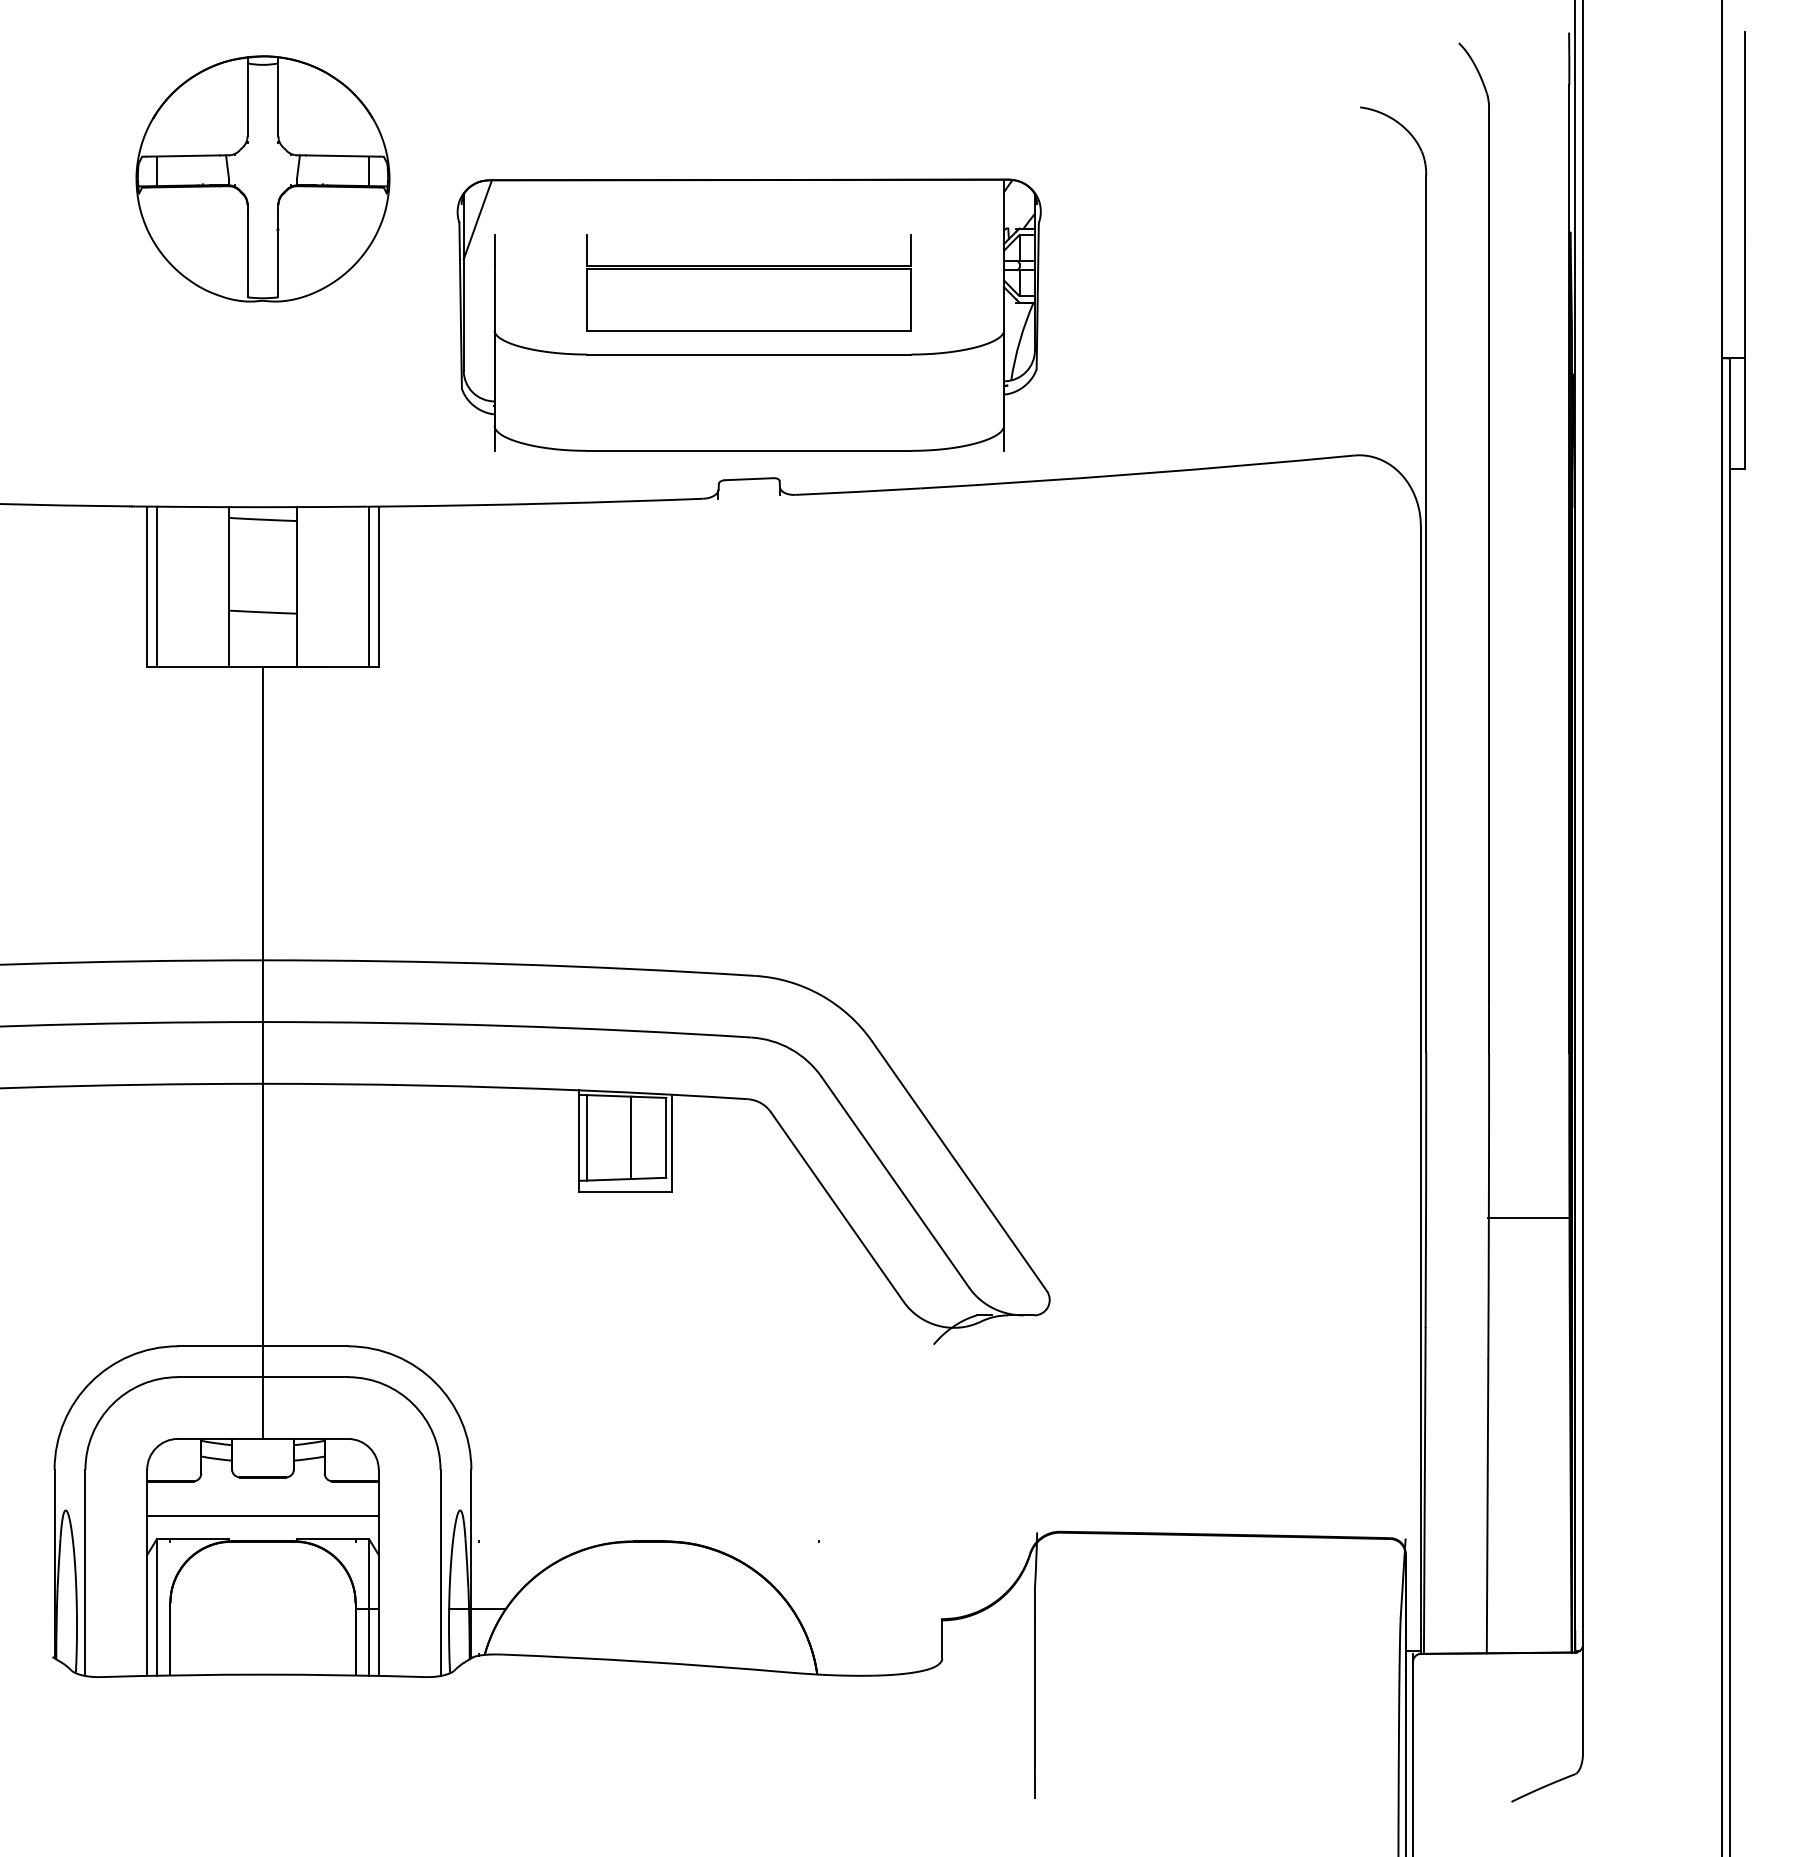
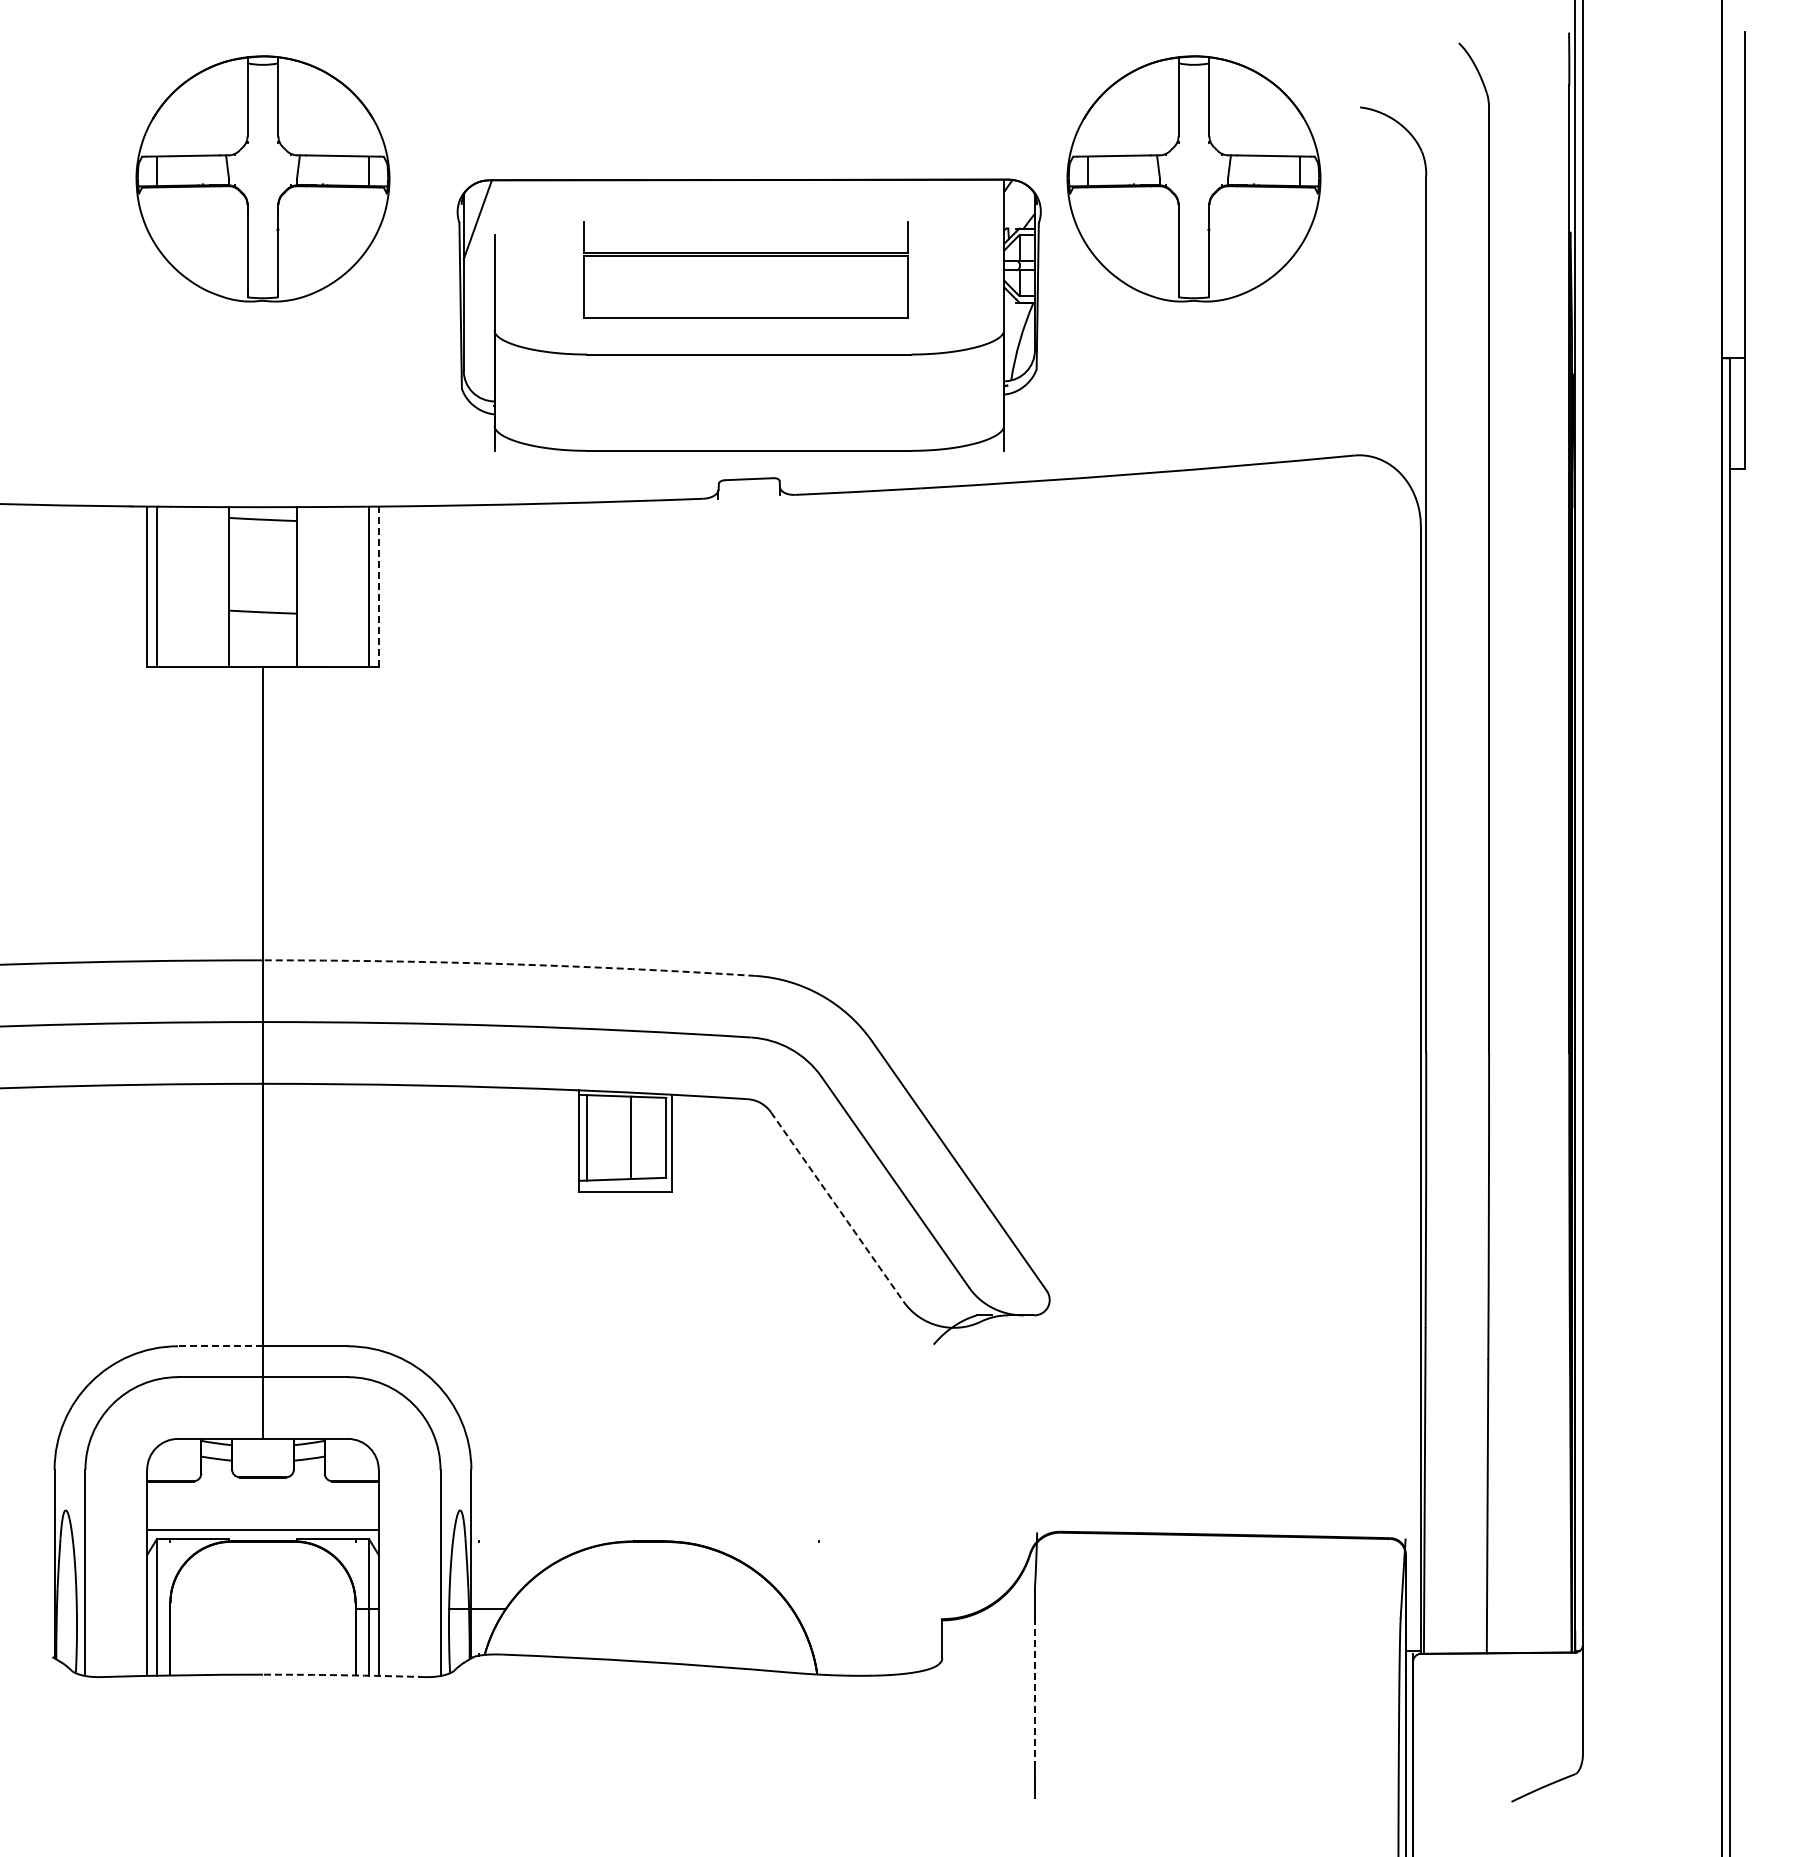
part: none -> present (1193, 178)
part position: (748, 282) -> (745, 269) (745, 269)
line: solid -> dashed (378, 587)
arc: solid -> dashed (509, 964)
line: solid -> dashed (837, 1207)
line: present -> none (1529, 1218)
line: solid -> dashed (220, 1346)
line position: (262, 1516) -> (262, 1530) (262, 1530)
arc: solid -> dashed (344, 1675)
line: solid -> dashed (1034, 1691)
